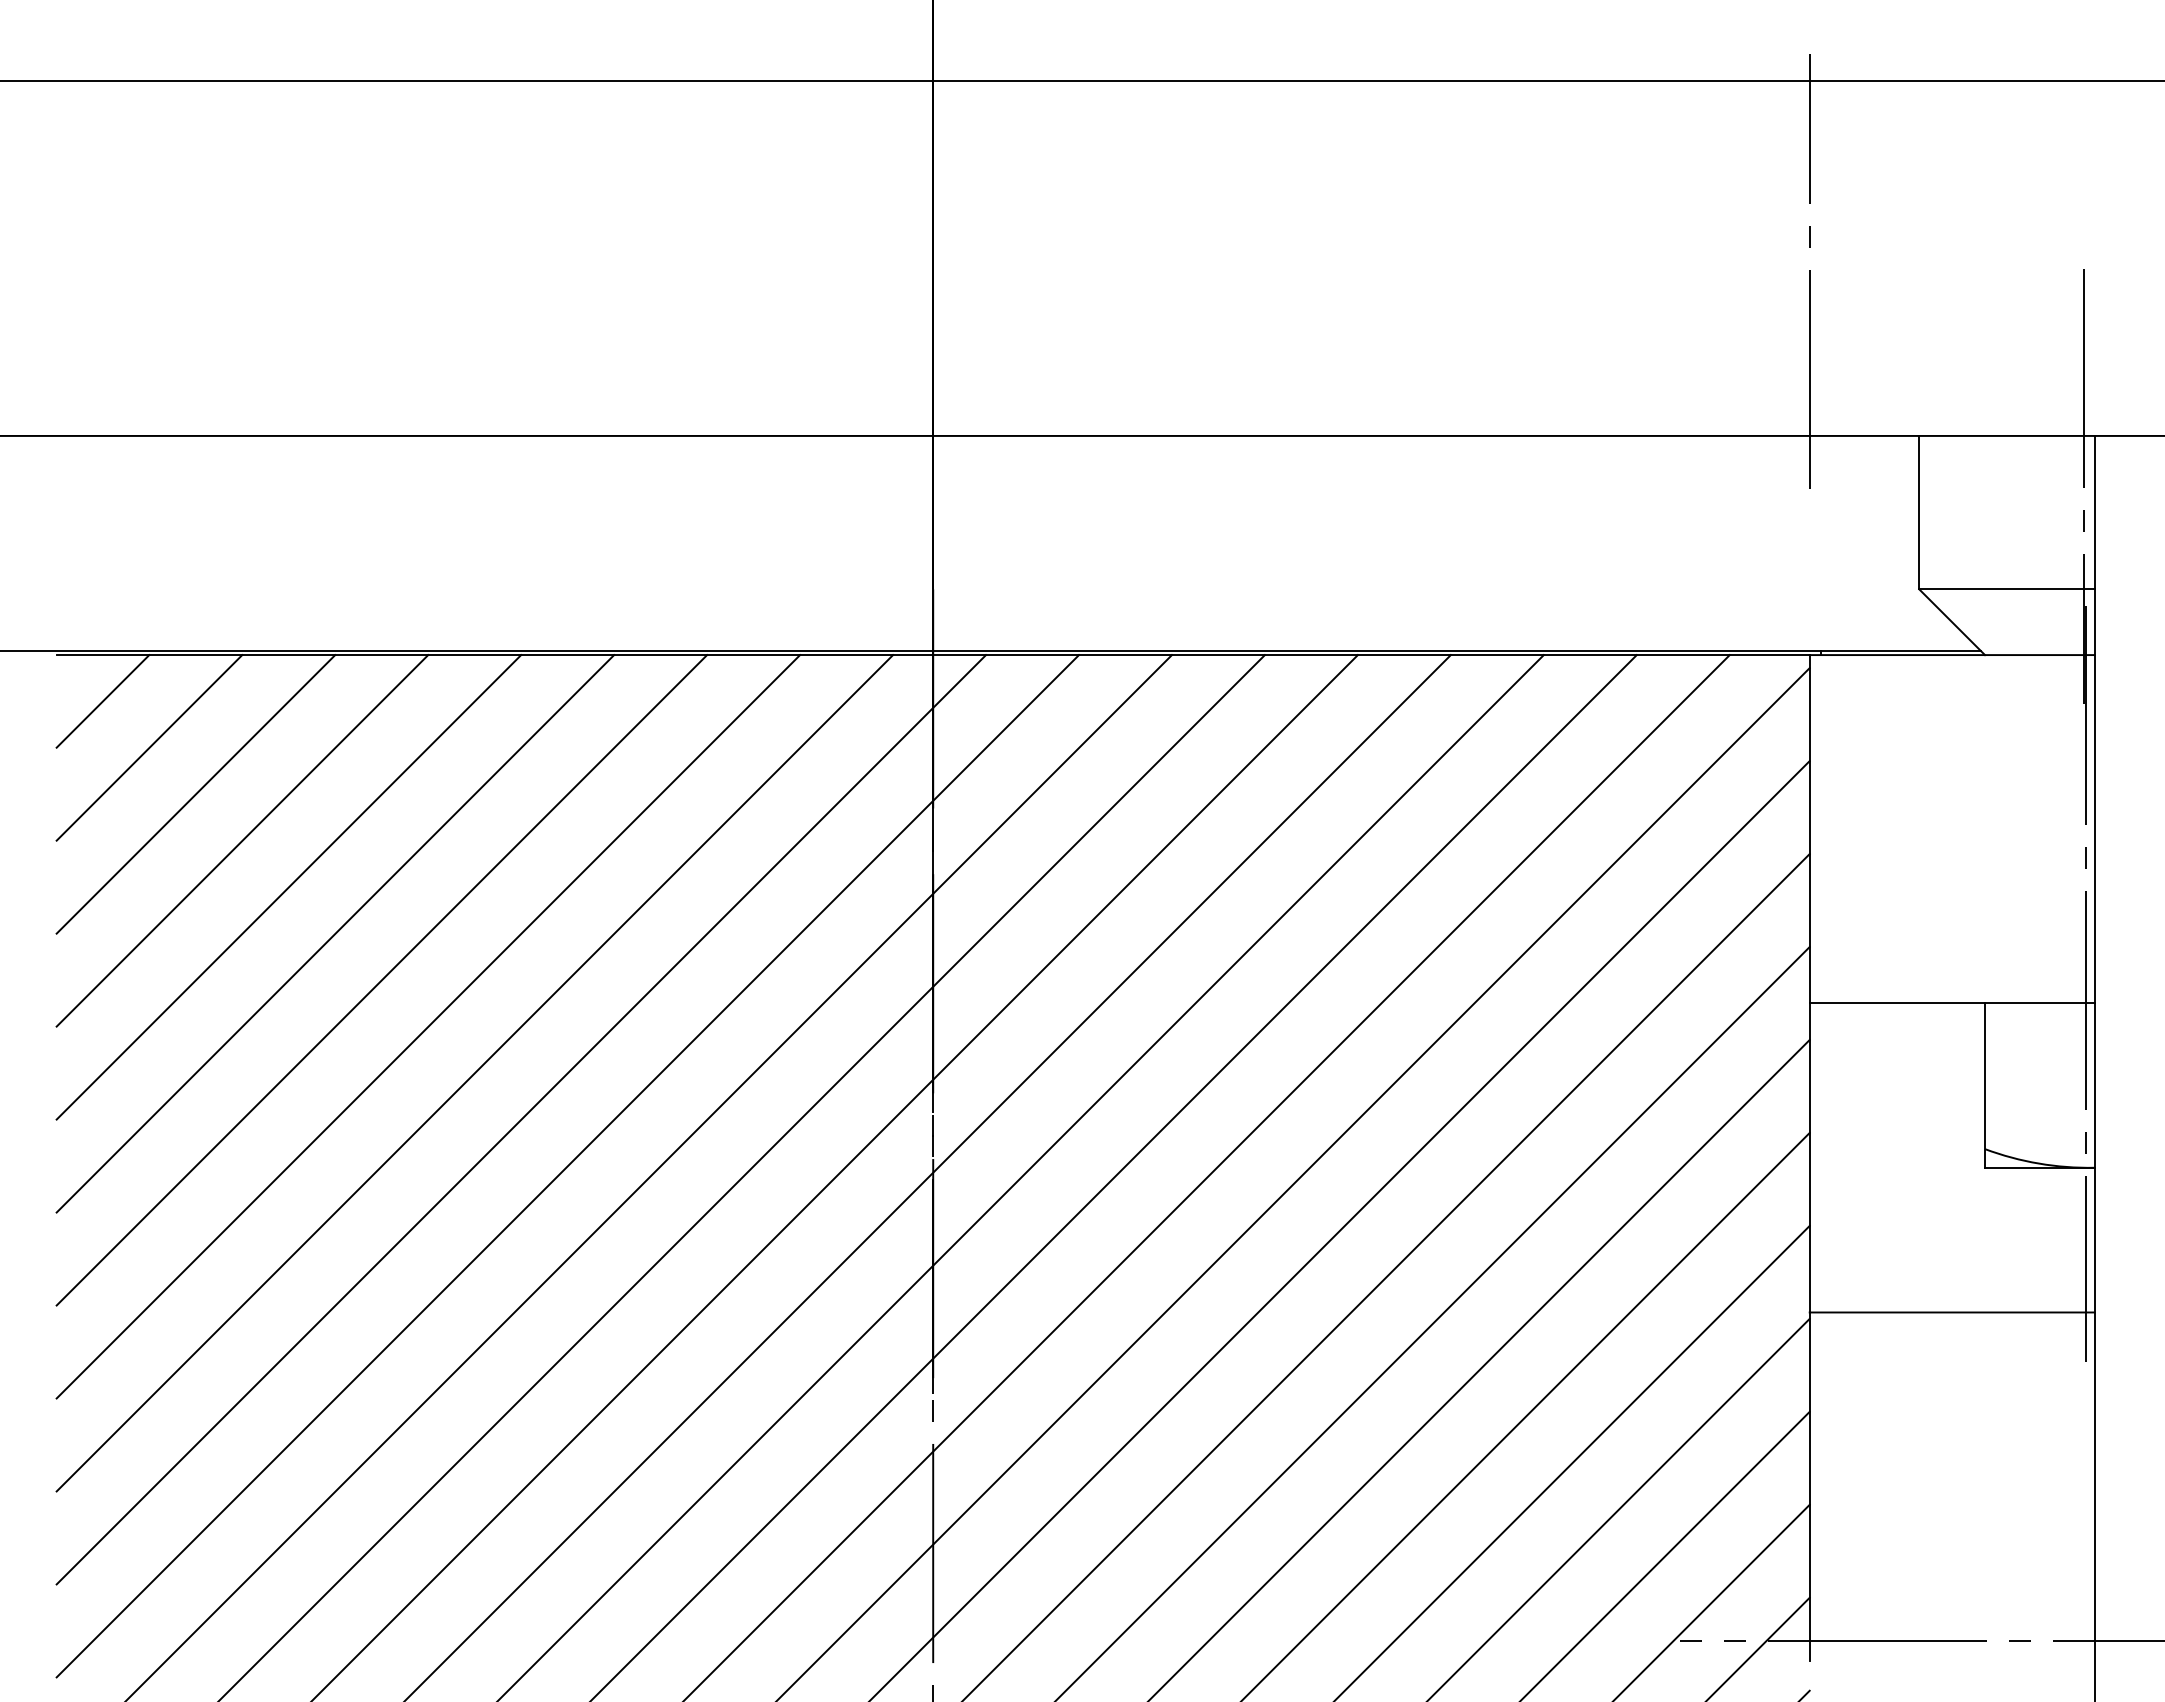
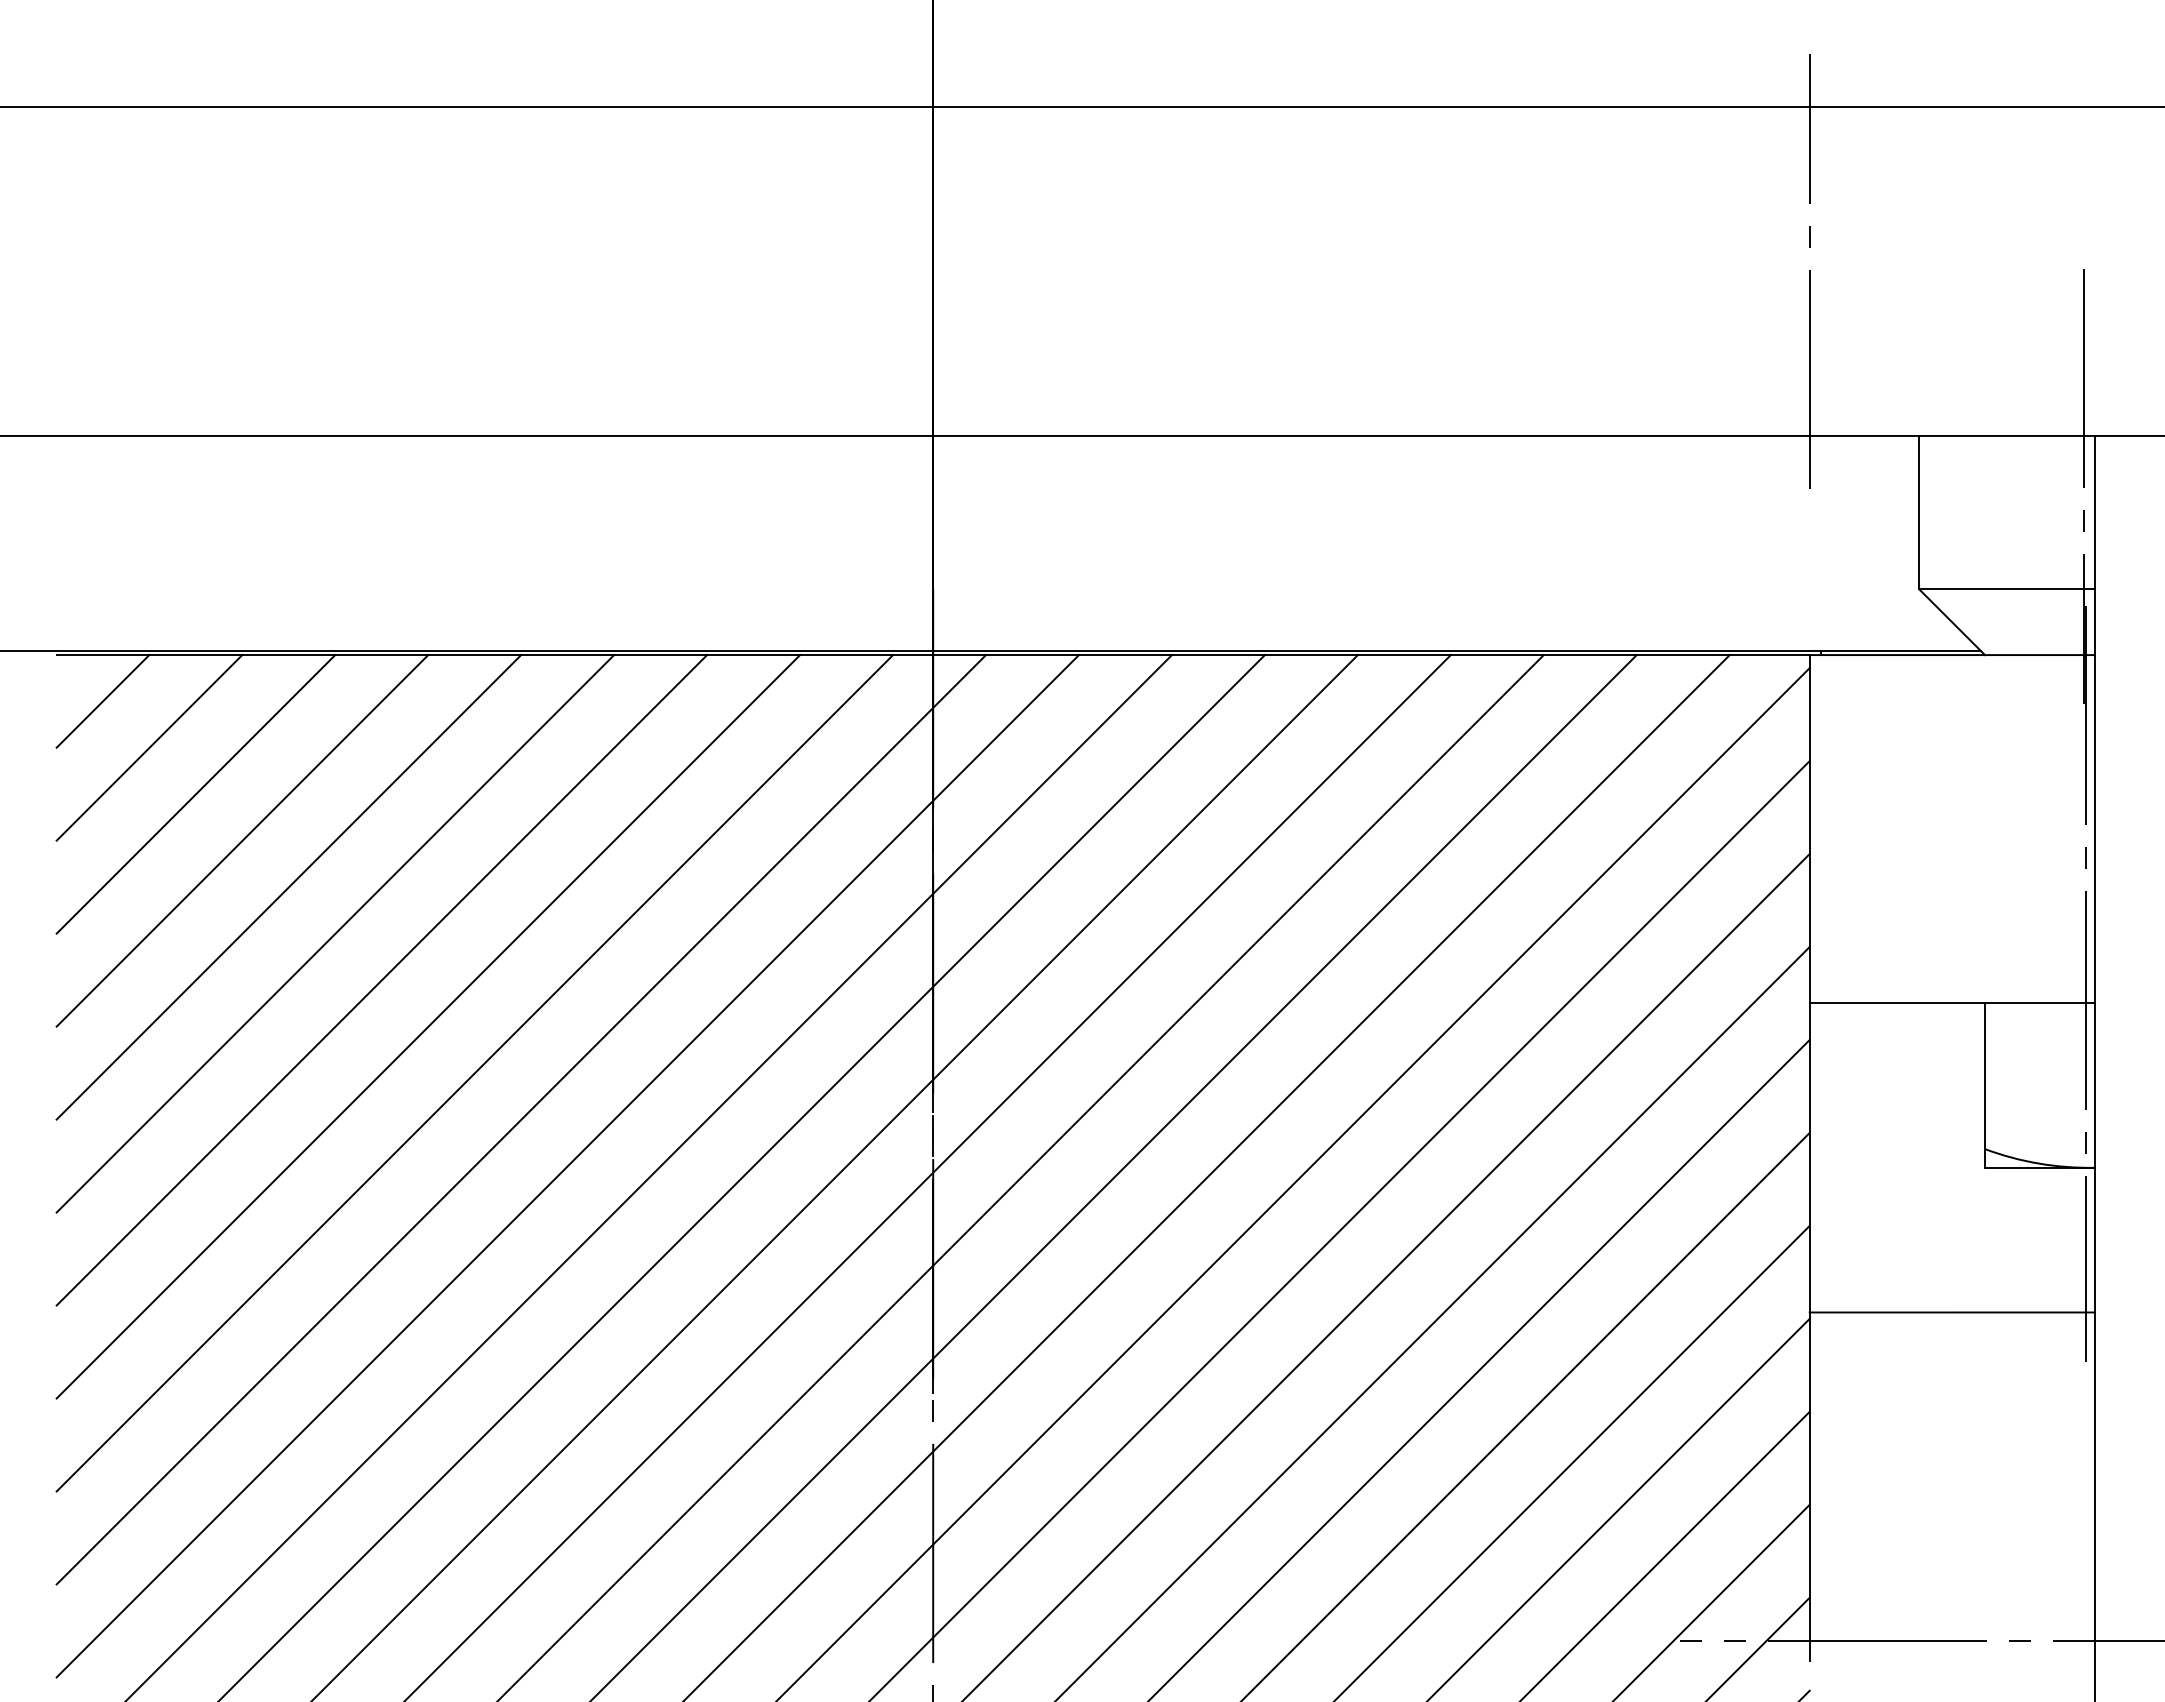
line position: (1081, 81) -> (1081, 107) (1081, 107)
